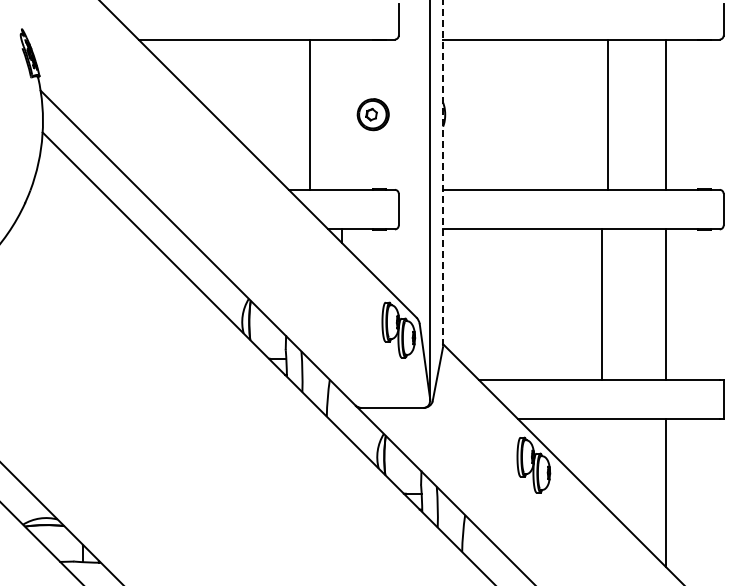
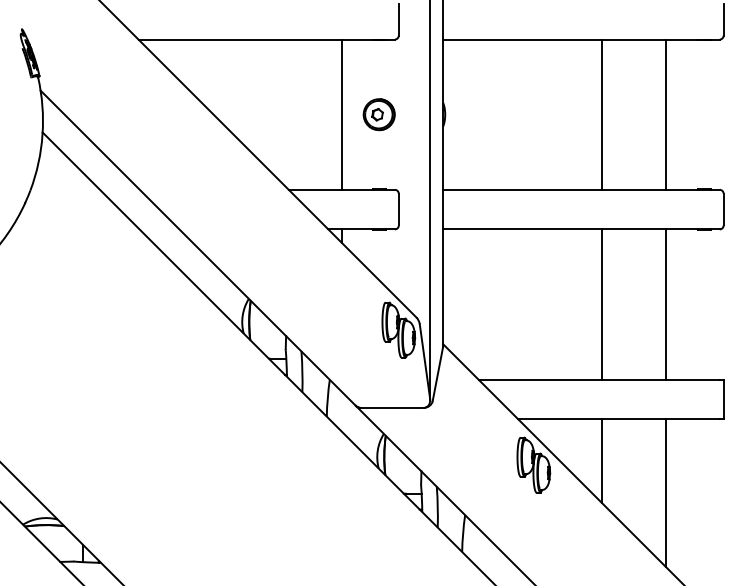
line position: (309, 114) -> (341, 114) (341, 114)
part position: (372, 114) -> (378, 114) (378, 114)
line position: (608, 114) -> (602, 114) (602, 114)
line: dashed -> solid (443, 173)
line: none -> present (602, 461)
